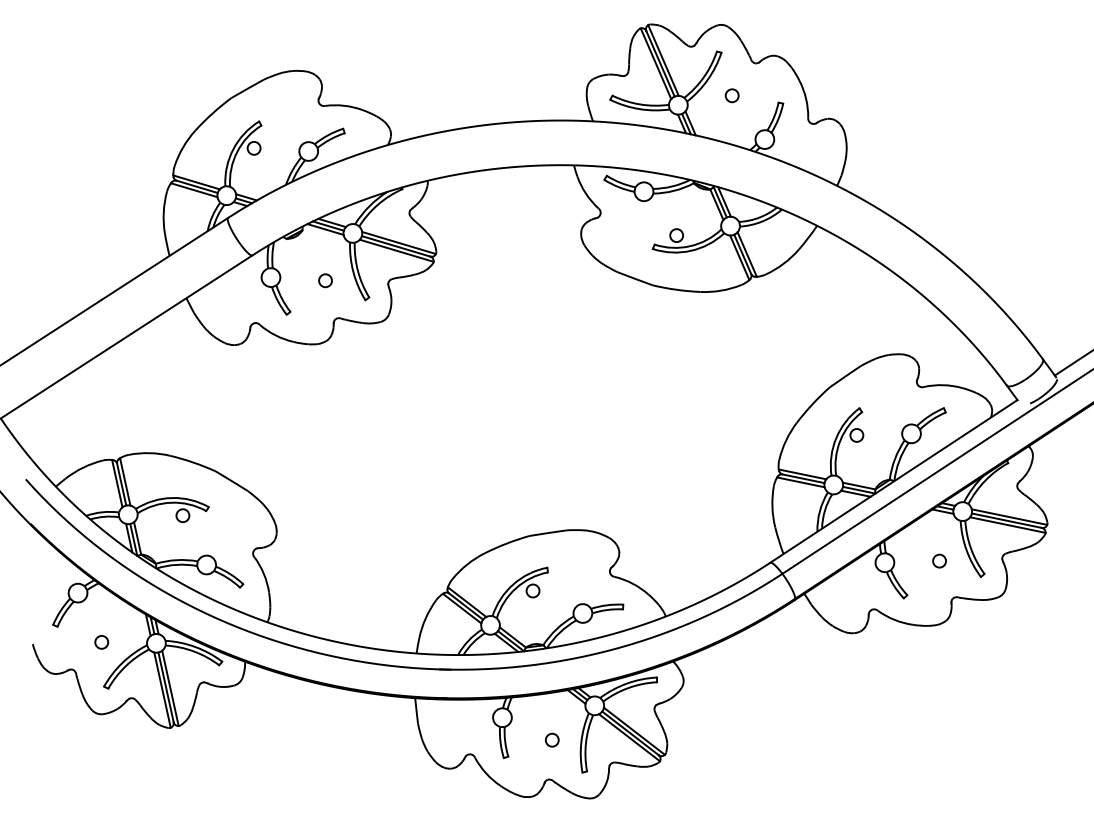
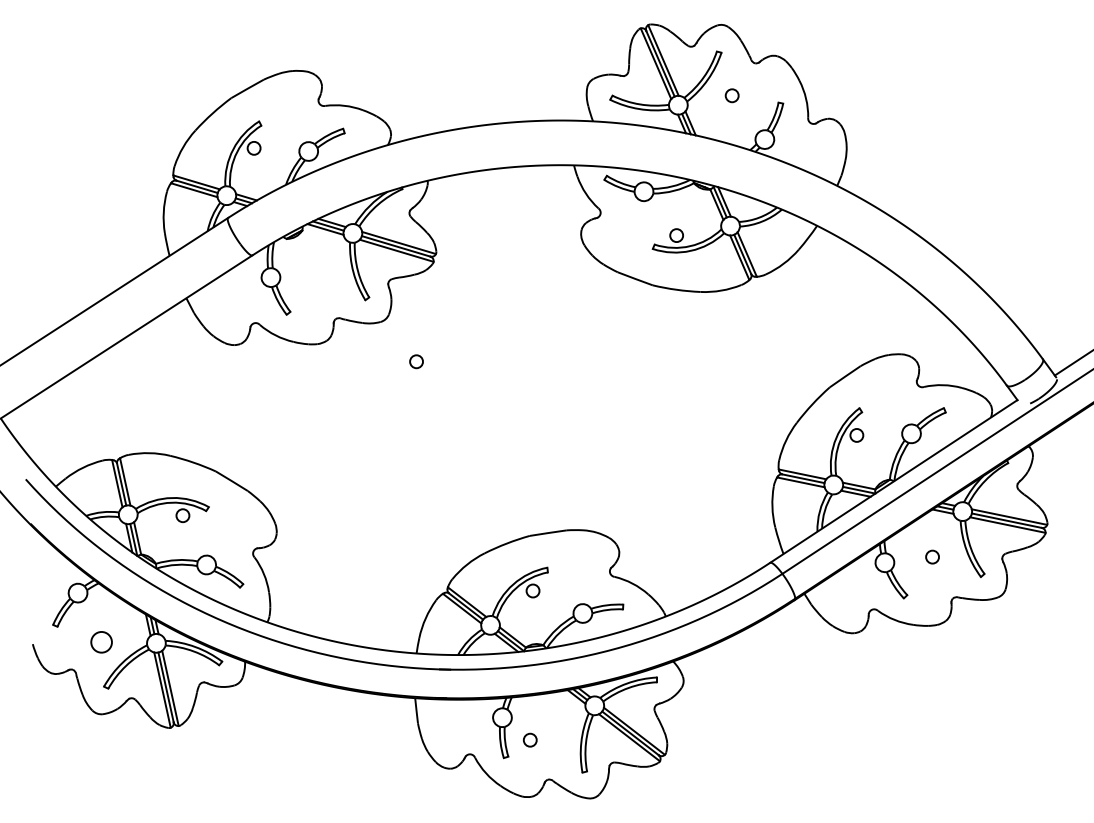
circle position: (325, 280) -> (416, 361) (416, 361)
circle position: (939, 560) -> (932, 556) (932, 556)
circle size: 16x15 px -> 23x23 px (101, 642)
circle position: (552, 739) -> (530, 739) (530, 739)
